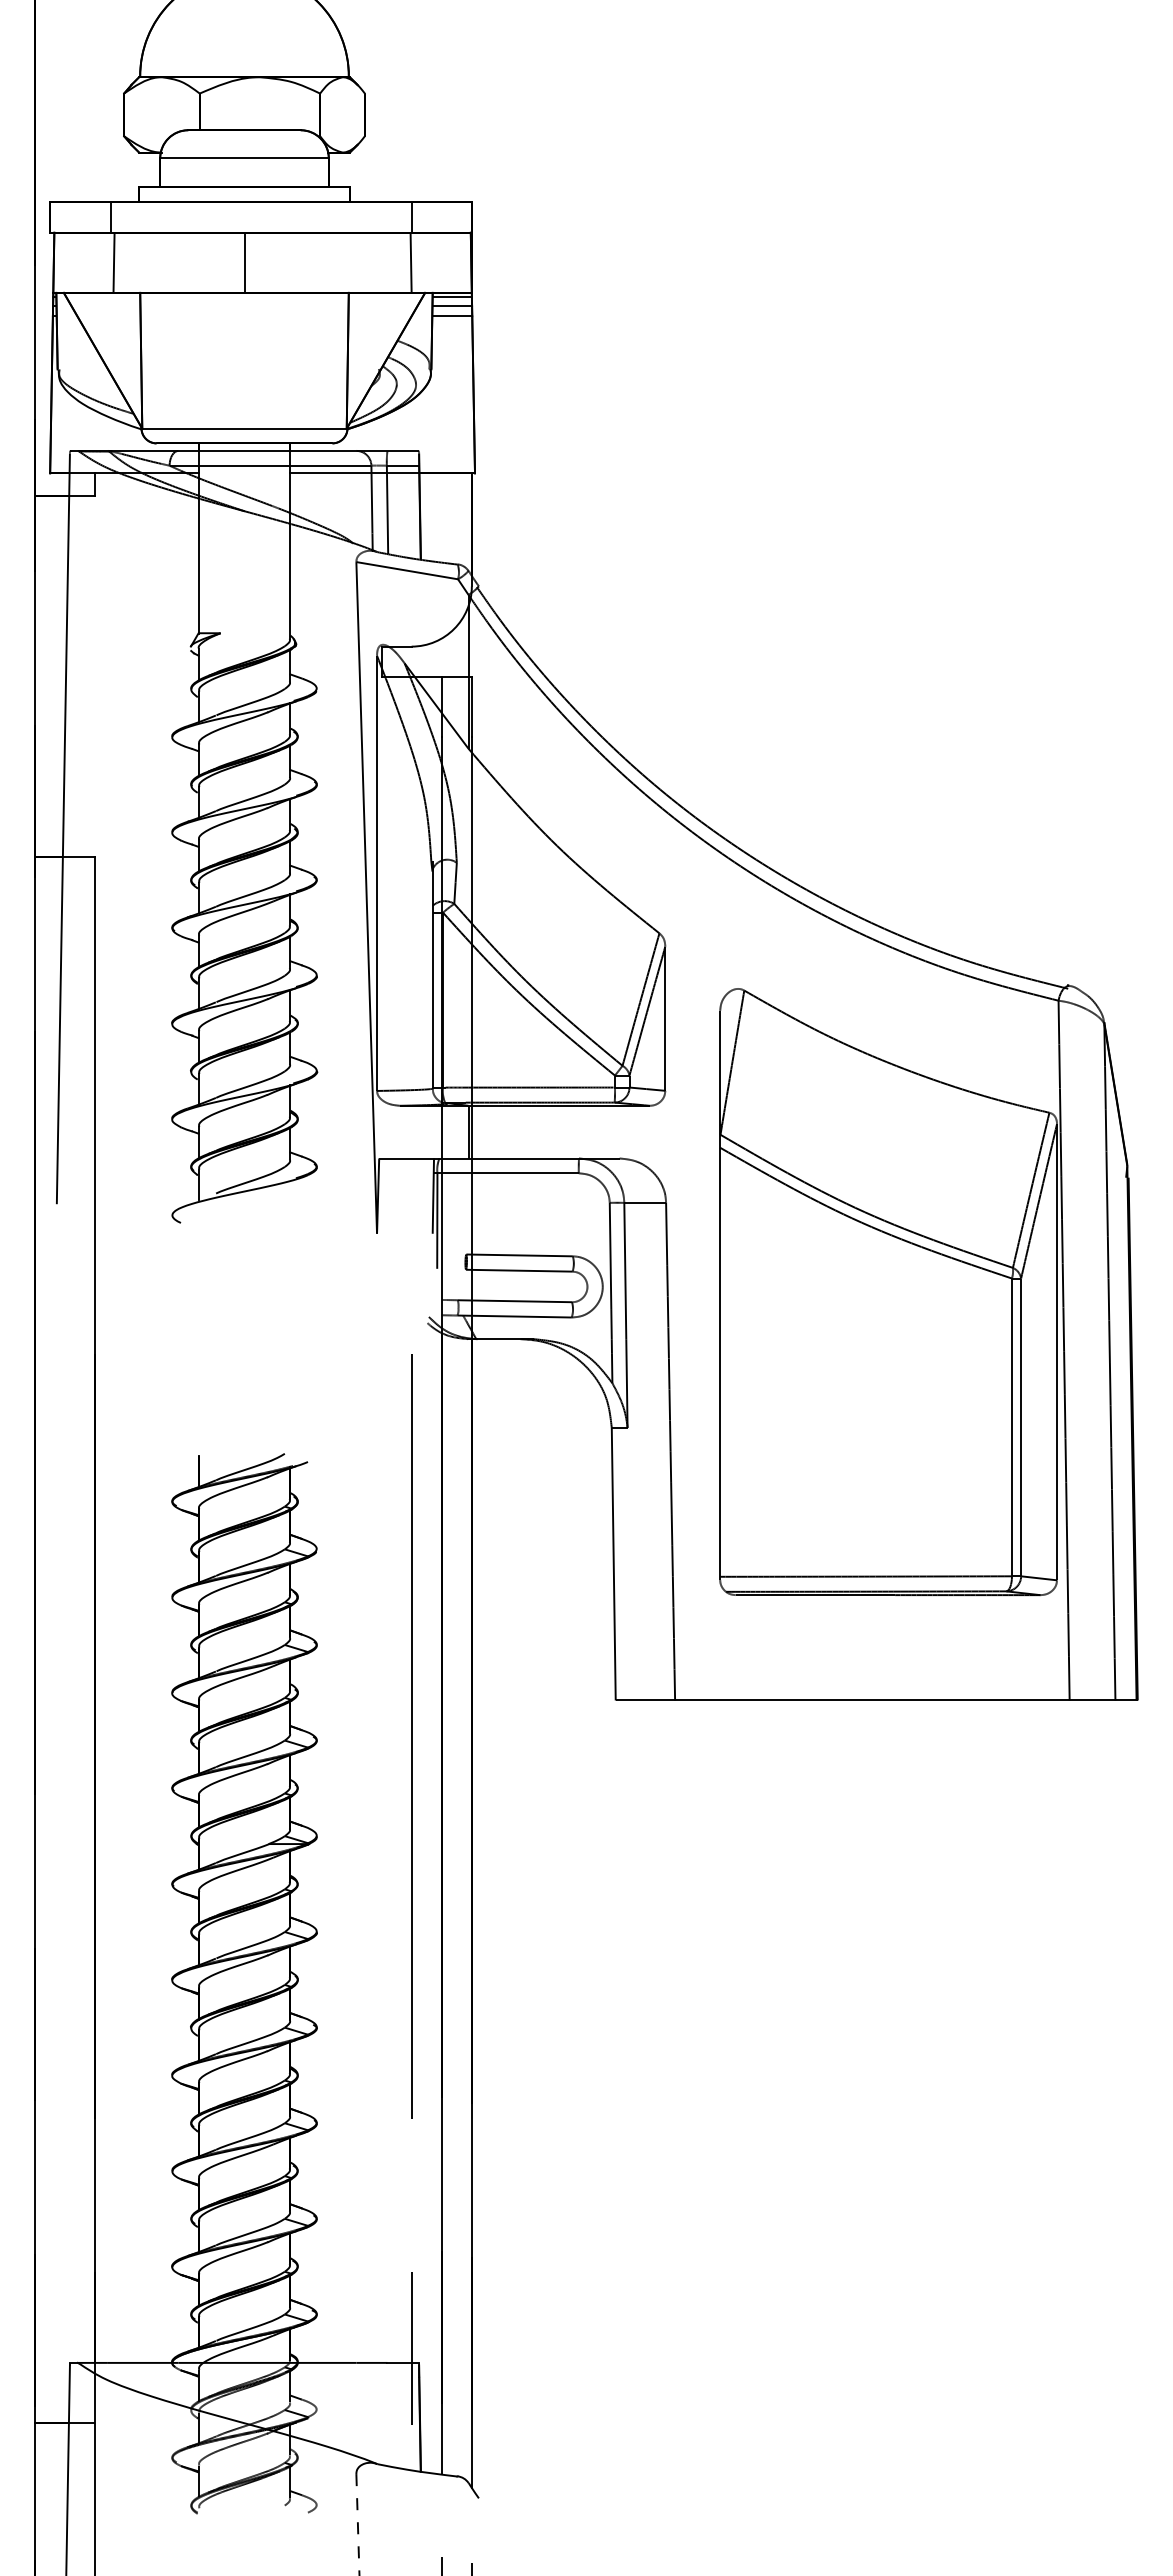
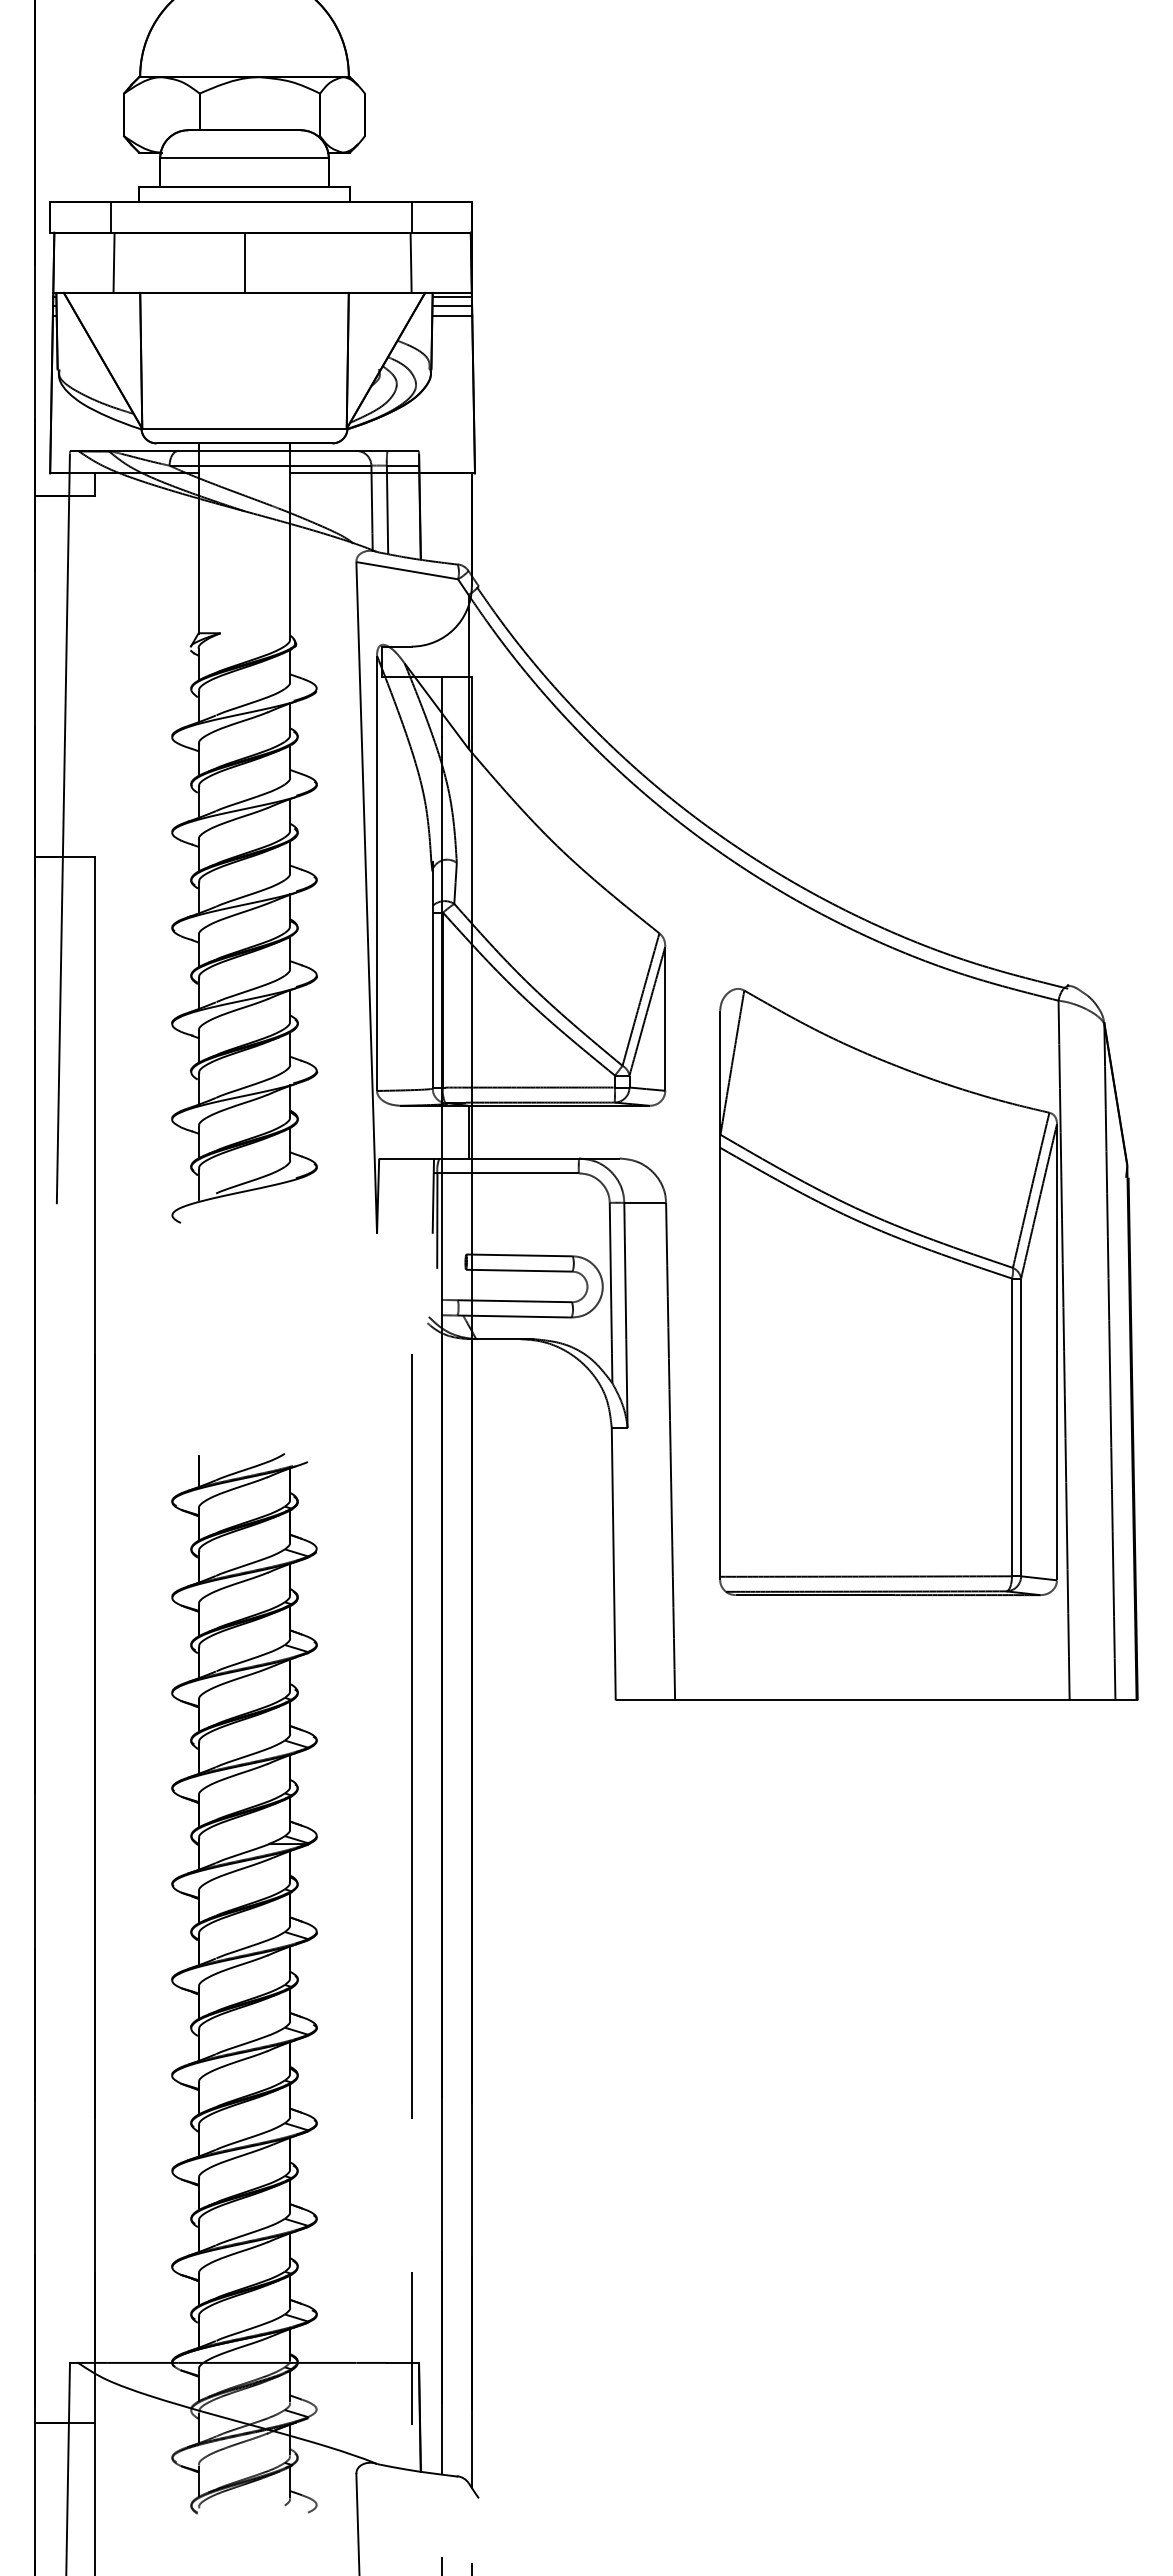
line: dashed -> solid (357, 2524)
